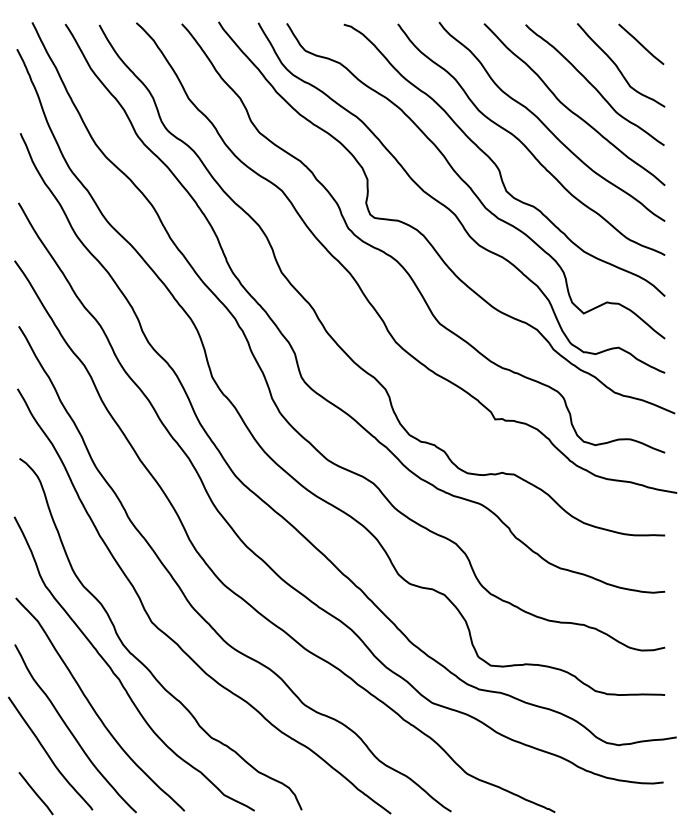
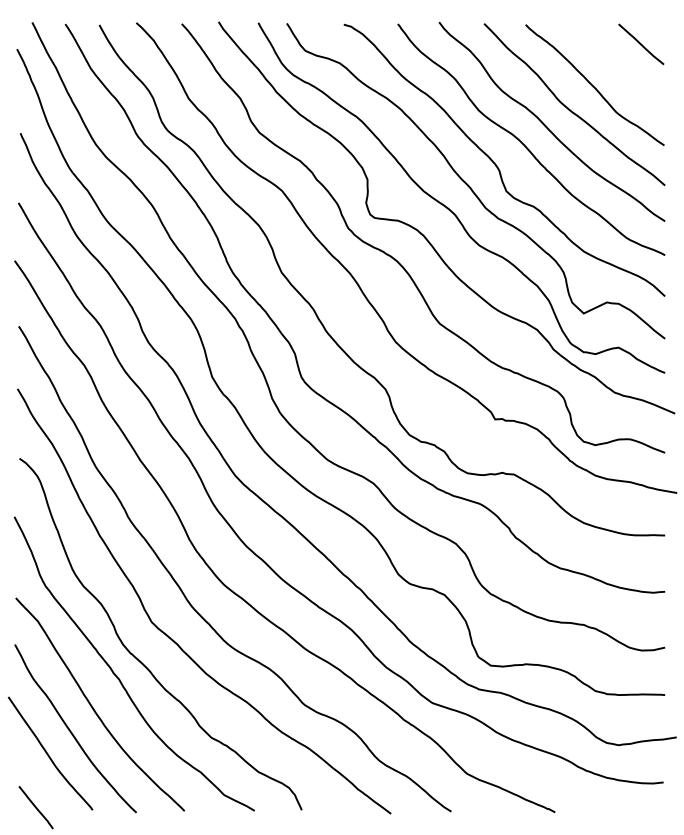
curve: present -> none (618, 67)
line position: (35, 793) -> (35, 807) (35, 807)
